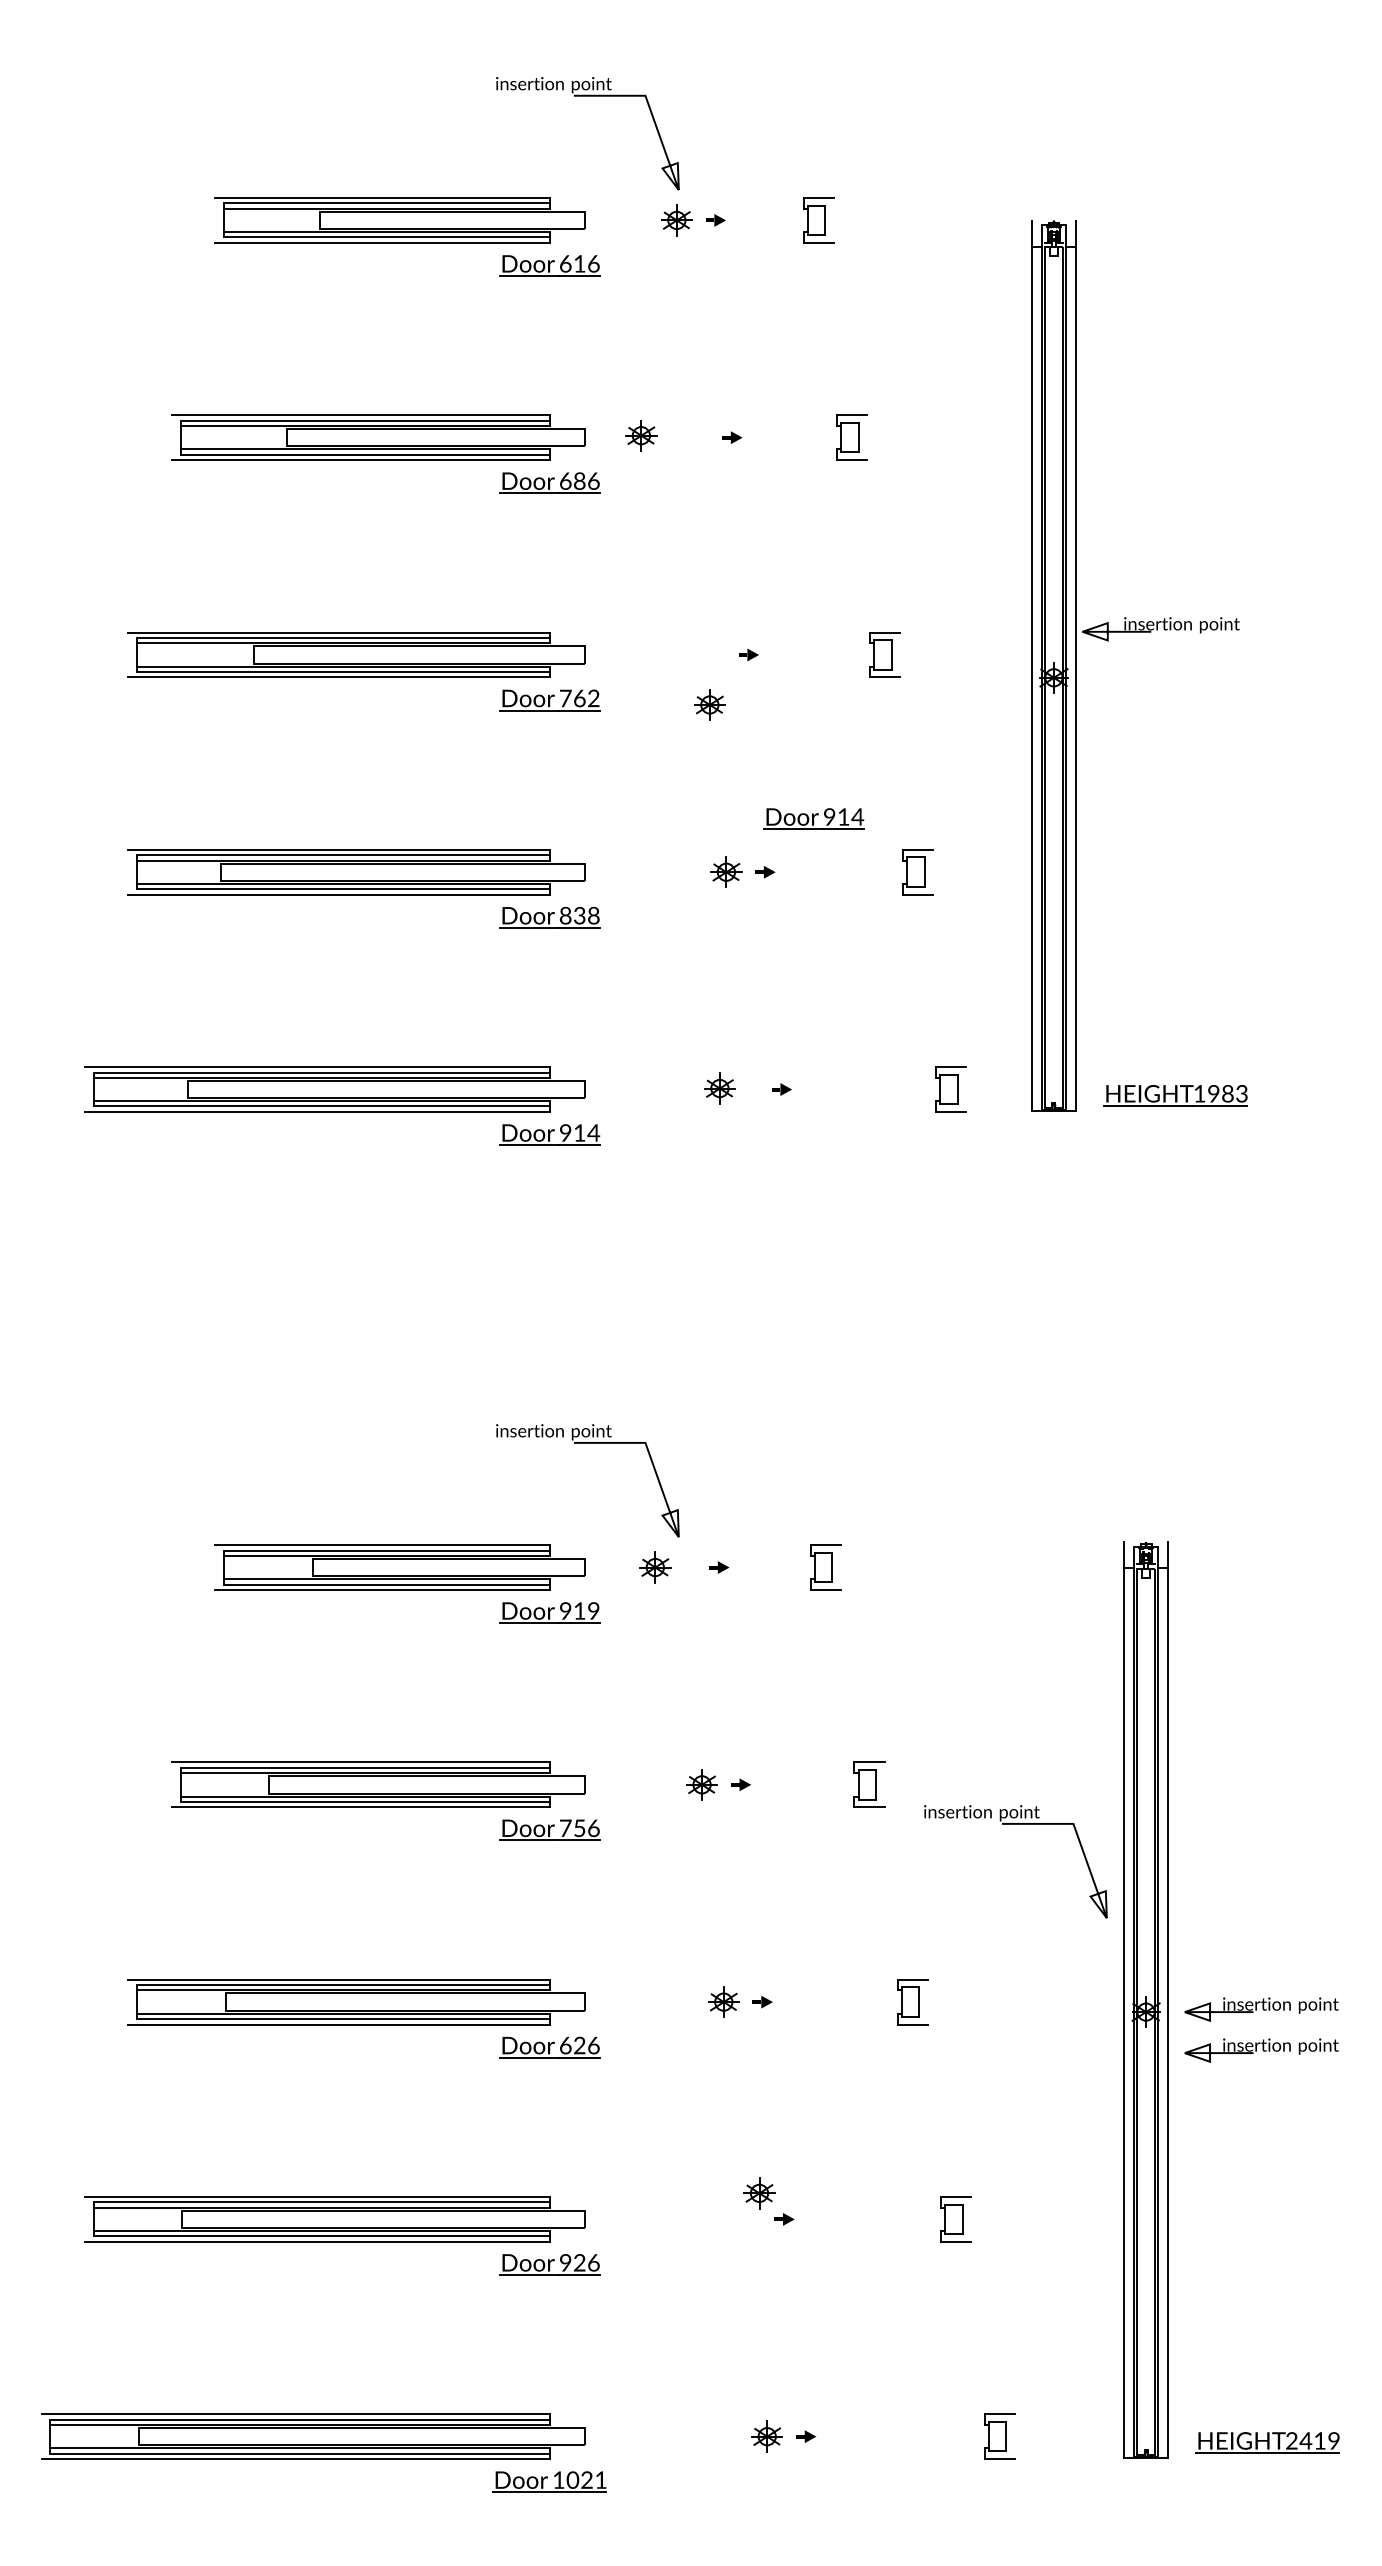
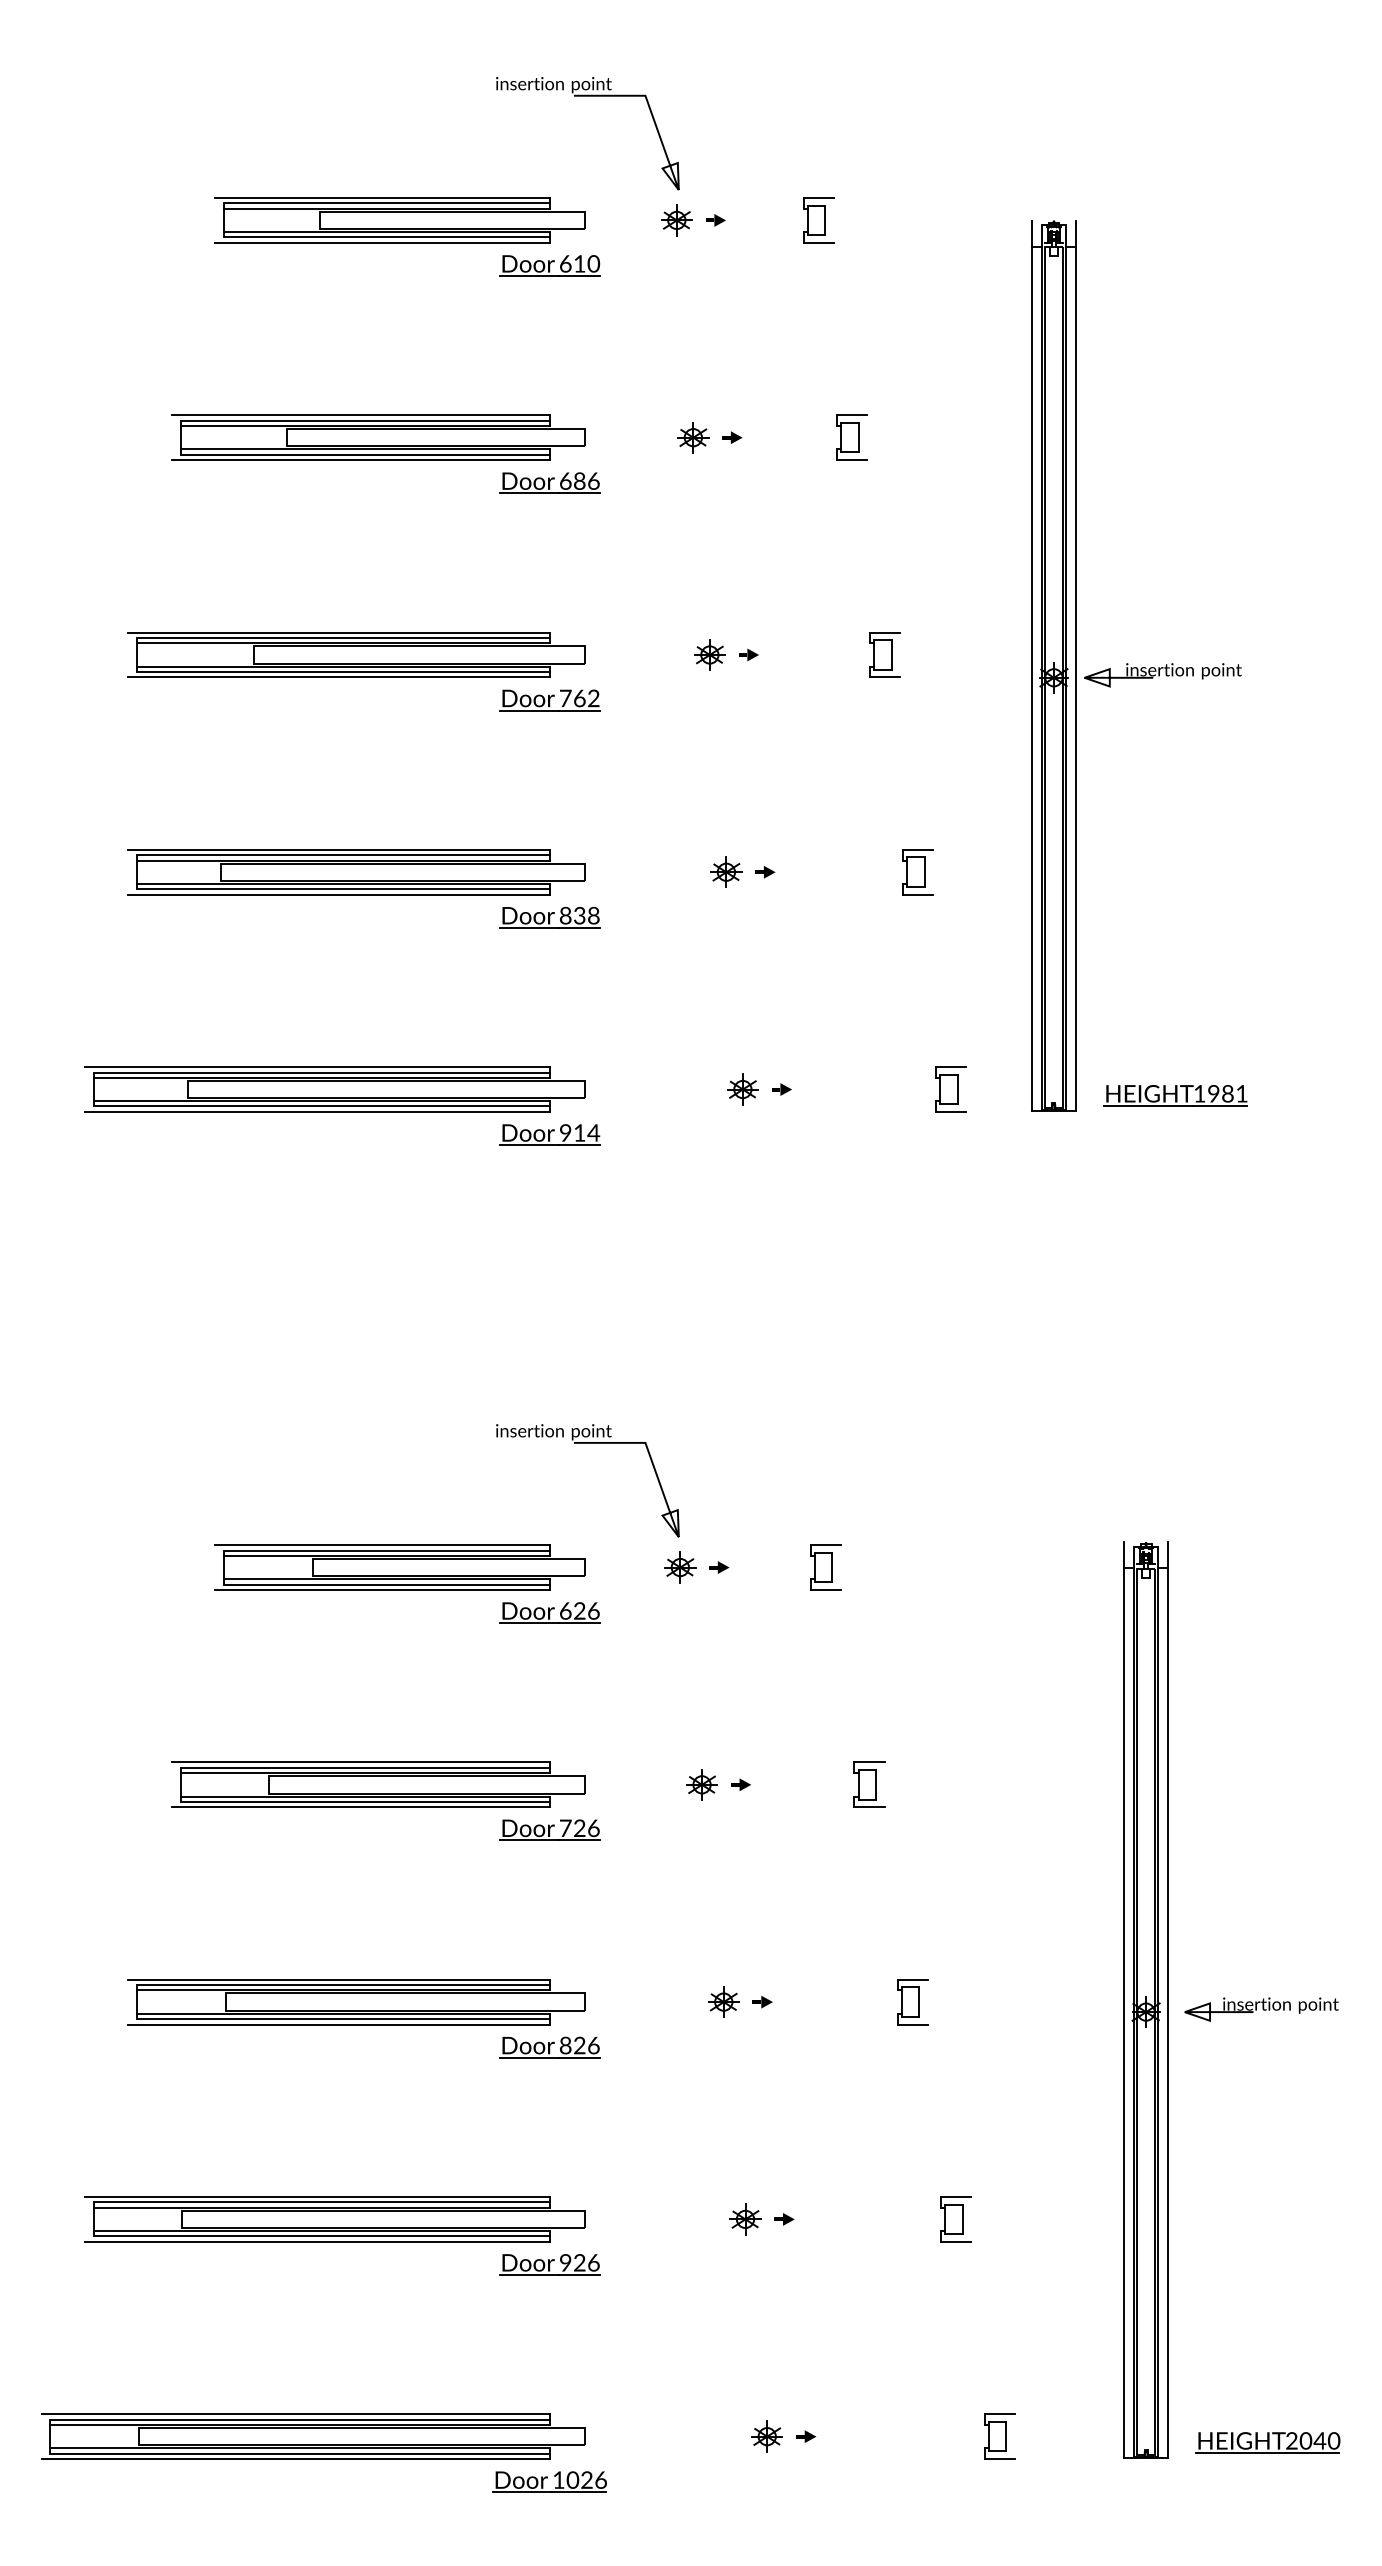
text: 616 -> 610 (593, 263)
part position: (641, 435) -> (693, 437) (693, 437)
part position: (1160, 629) -> (1162, 675) (1162, 675)
part position: (709, 704) -> (709, 654) (709, 654)
part: present -> none (813, 818)
part position: (719, 1088) -> (742, 1089) (742, 1089)
text: 1983 -> 1981 (1241, 1093)
part position: (655, 1567) -> (680, 1567) (680, 1567)
text: 919 -> 626 (579, 1610)
part: present -> none (1015, 1824)
text: 756 -> 726 (579, 1828)
text: 626 -> 826 (565, 2044)
part: present -> none (1261, 2050)
part position: (759, 2193) -> (745, 2219) (745, 2219)
text: 2419 -> 2040 (1319, 2440)
text: 1021 -> 1026 (600, 2479)
